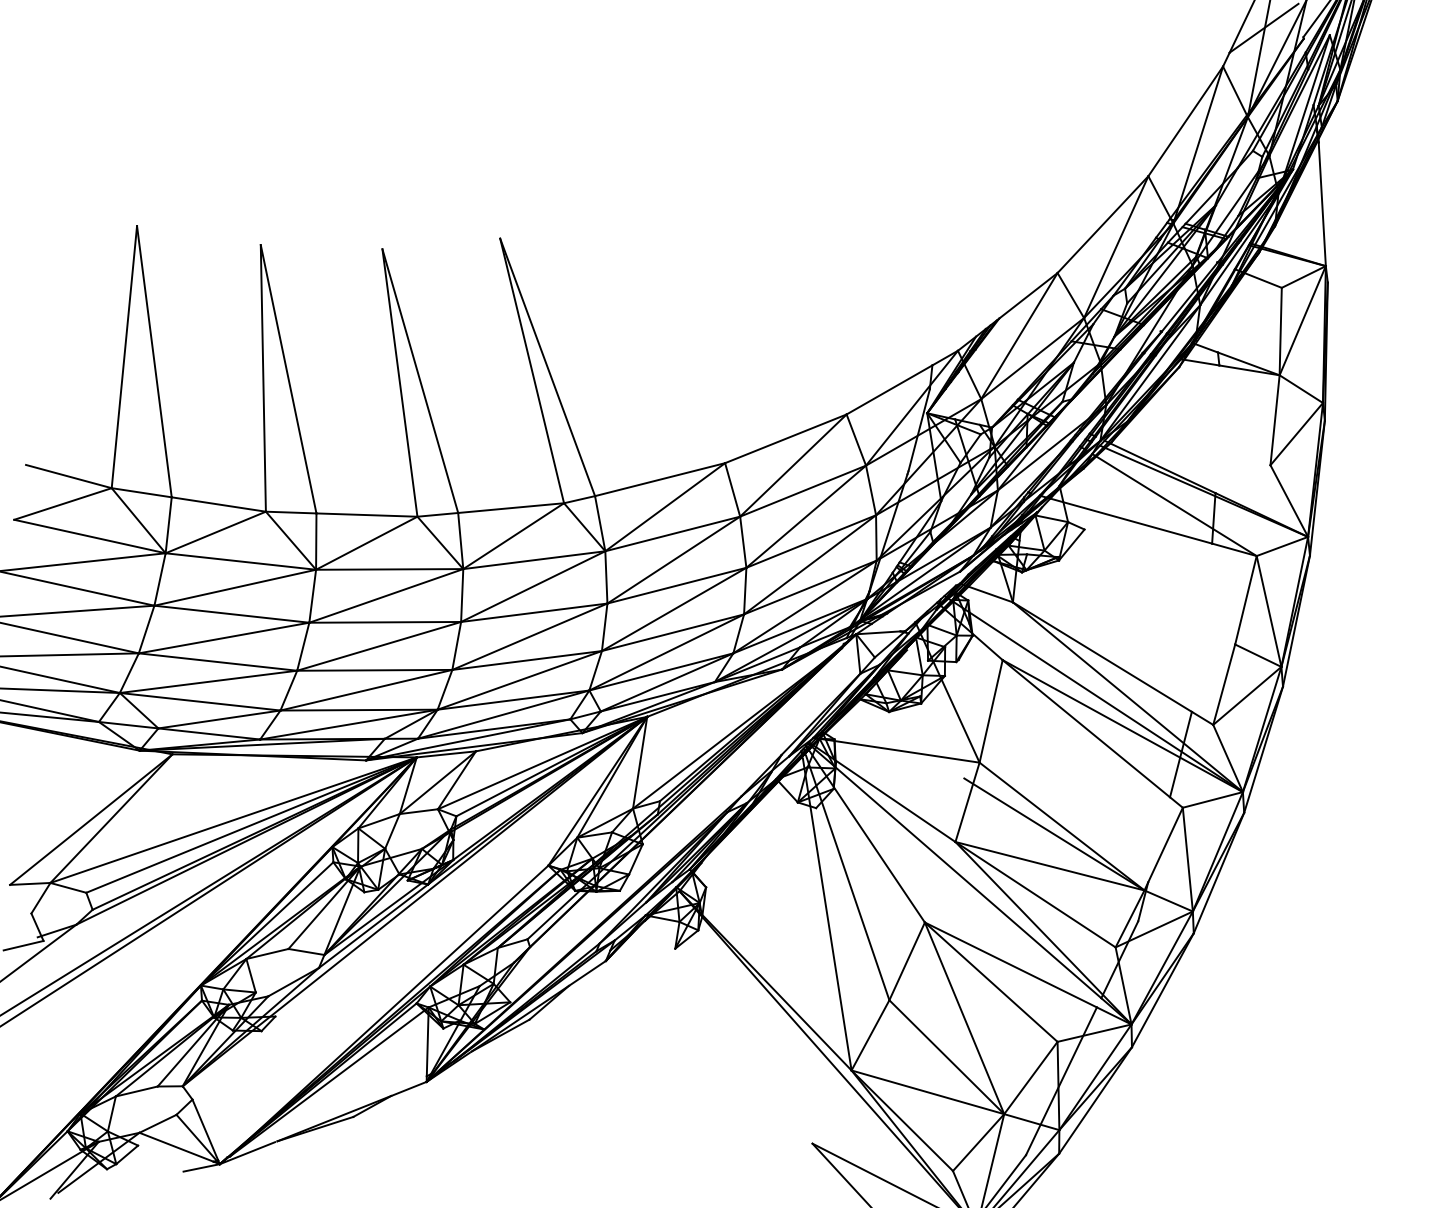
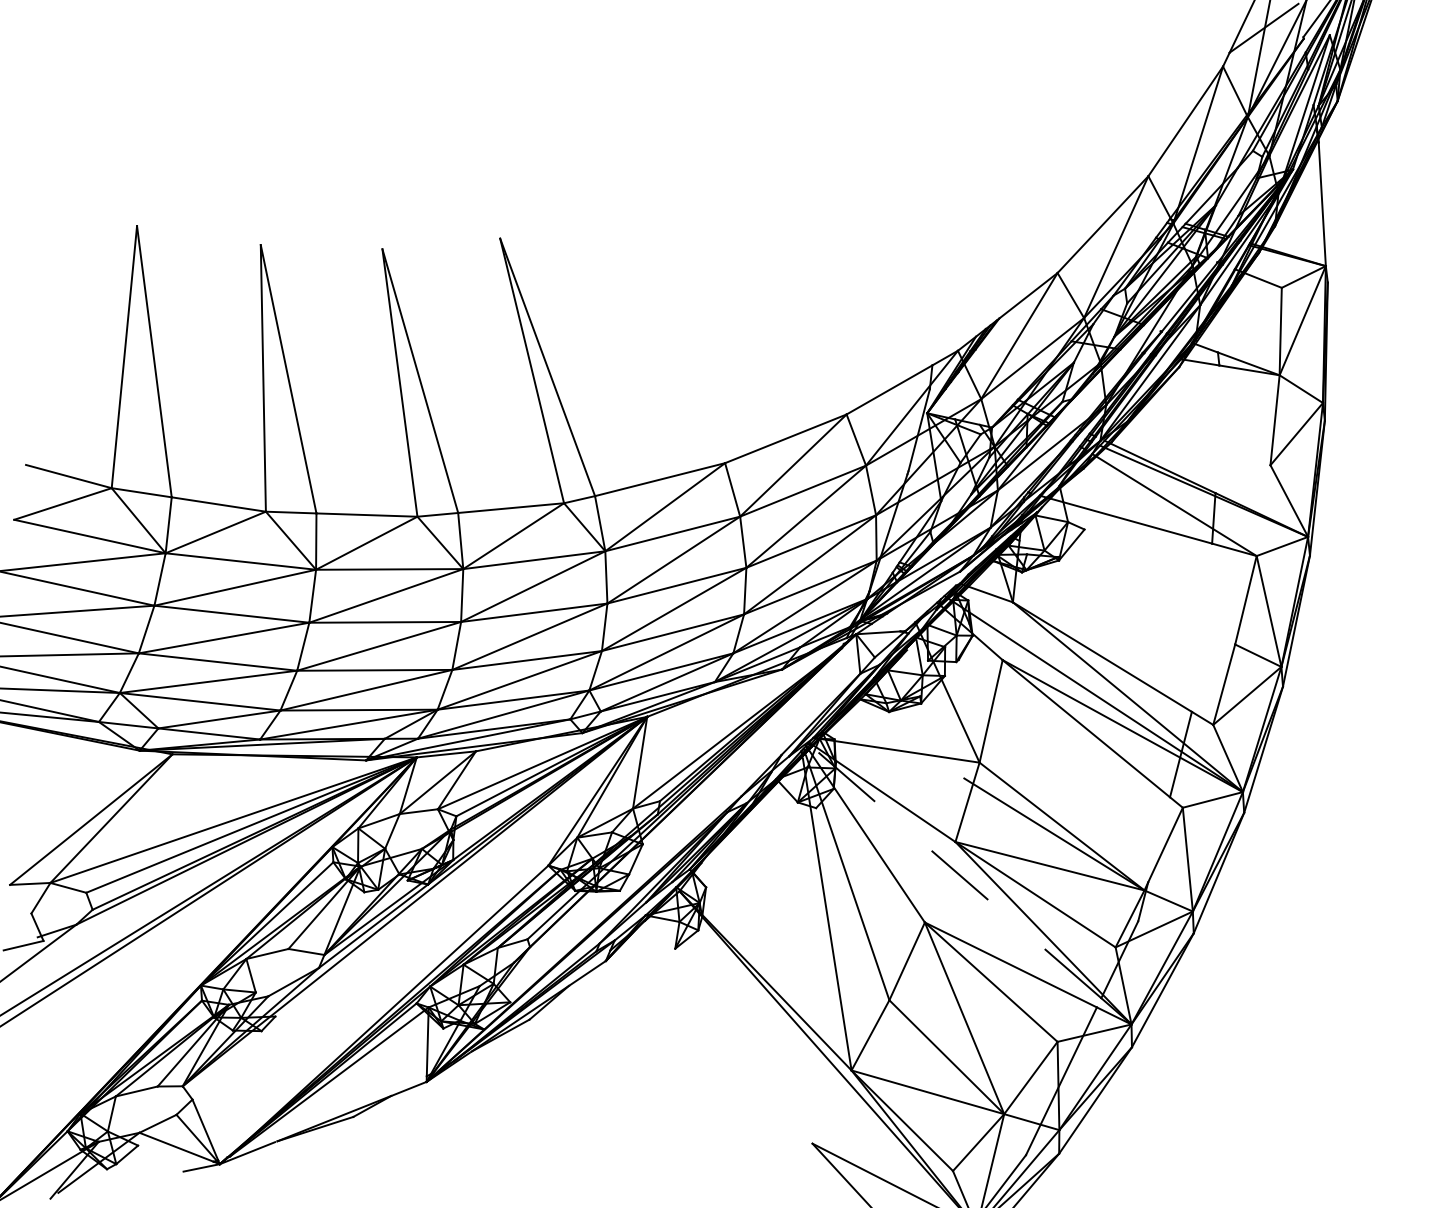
line: solid -> dashed (957, 873)
